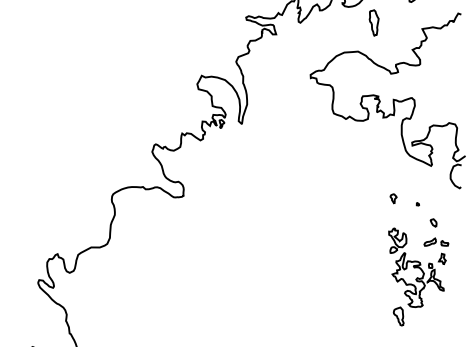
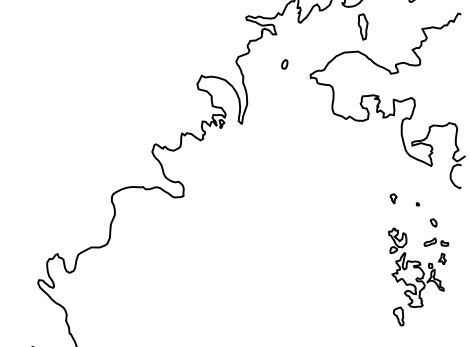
part position: (373, 22) -> (362, 26) (362, 26)
part: none -> present (284, 64)
